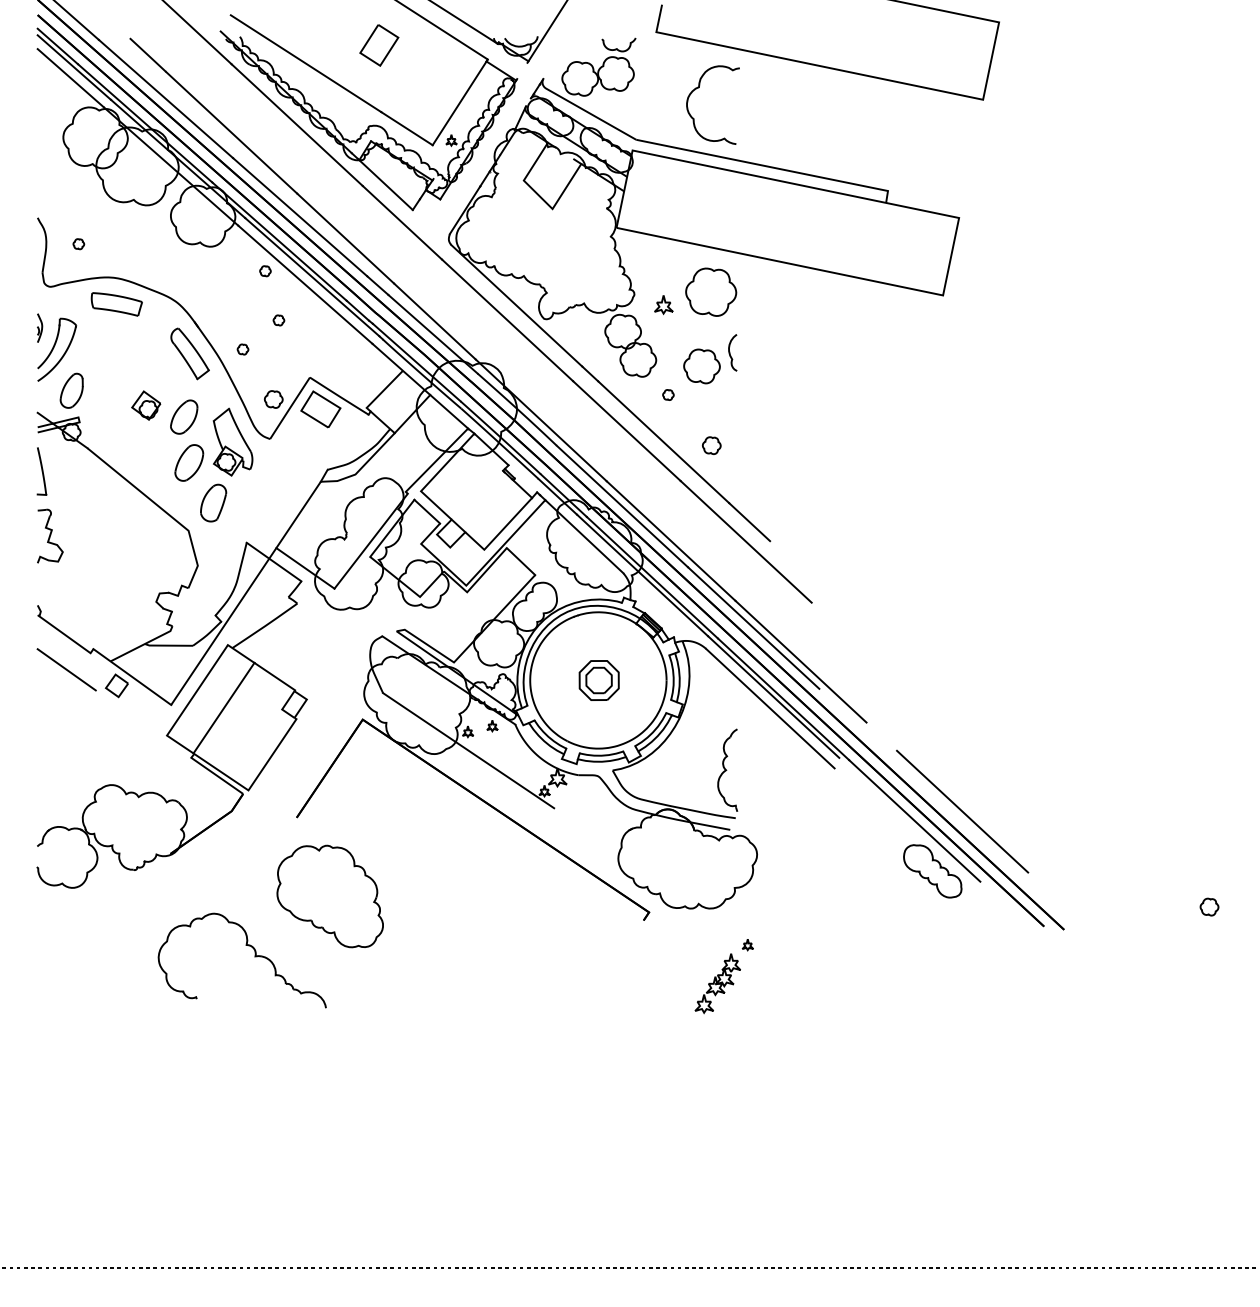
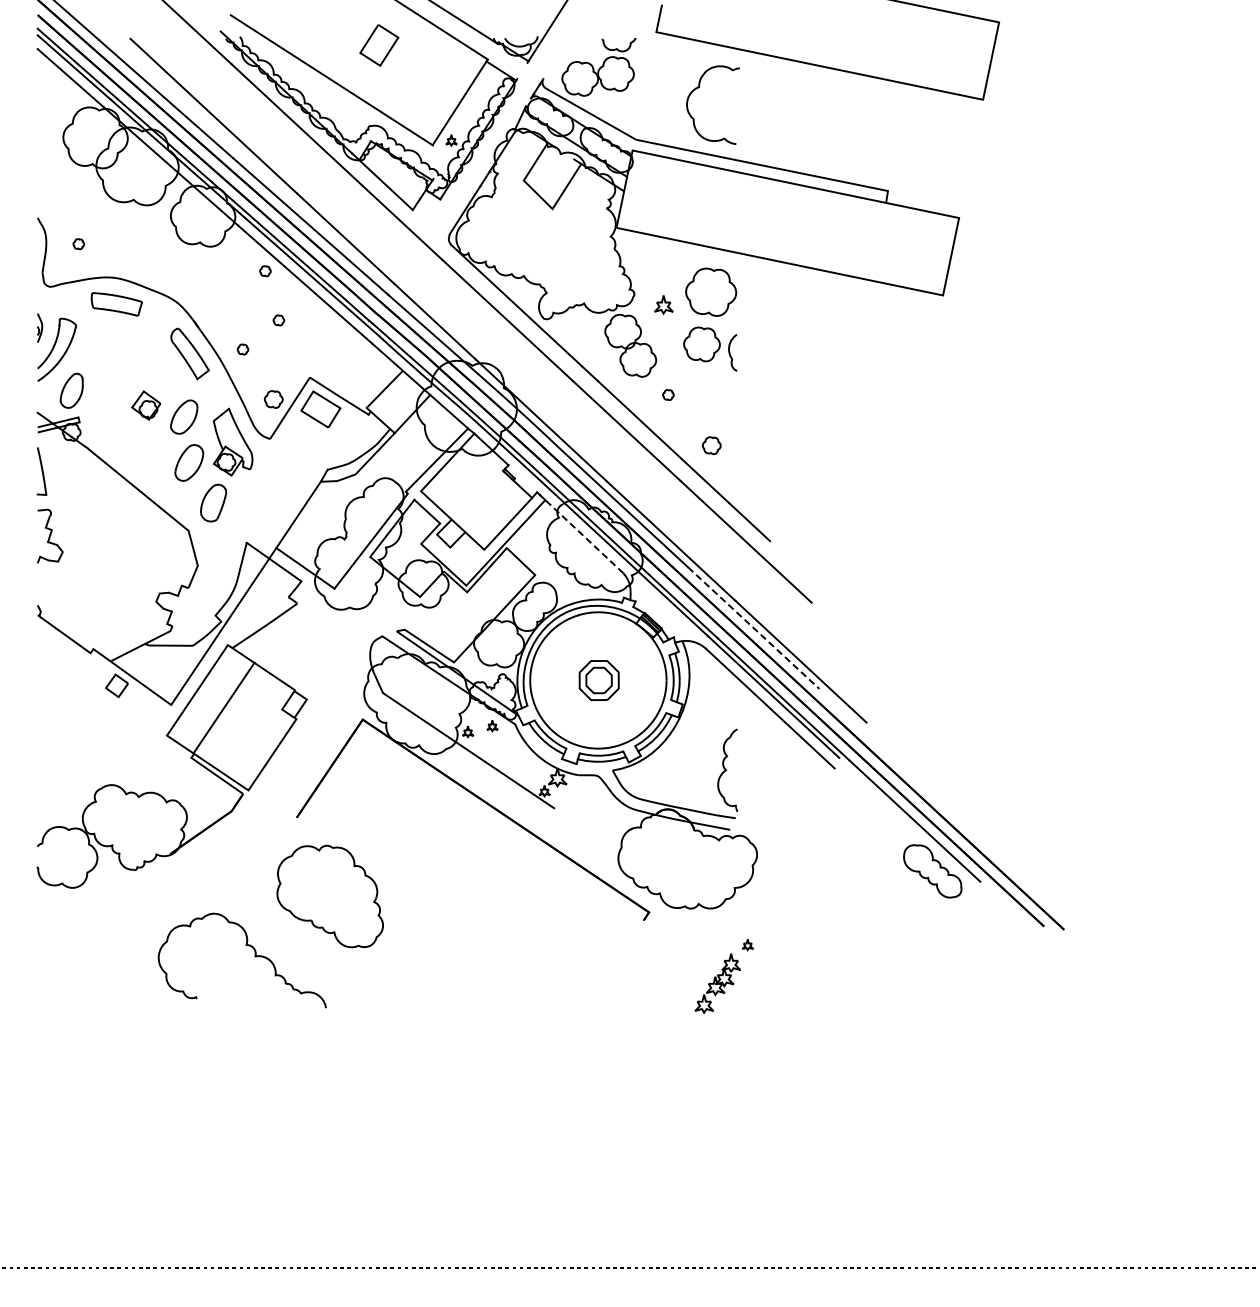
part position: (701, 366) -> (701, 344) (701, 344)
line: solid -> dashed (583, 536)
line: solid -> dashed (754, 628)
line: present -> none (66, 669)
line: present -> none (962, 811)
part: present -> none (1209, 906)
